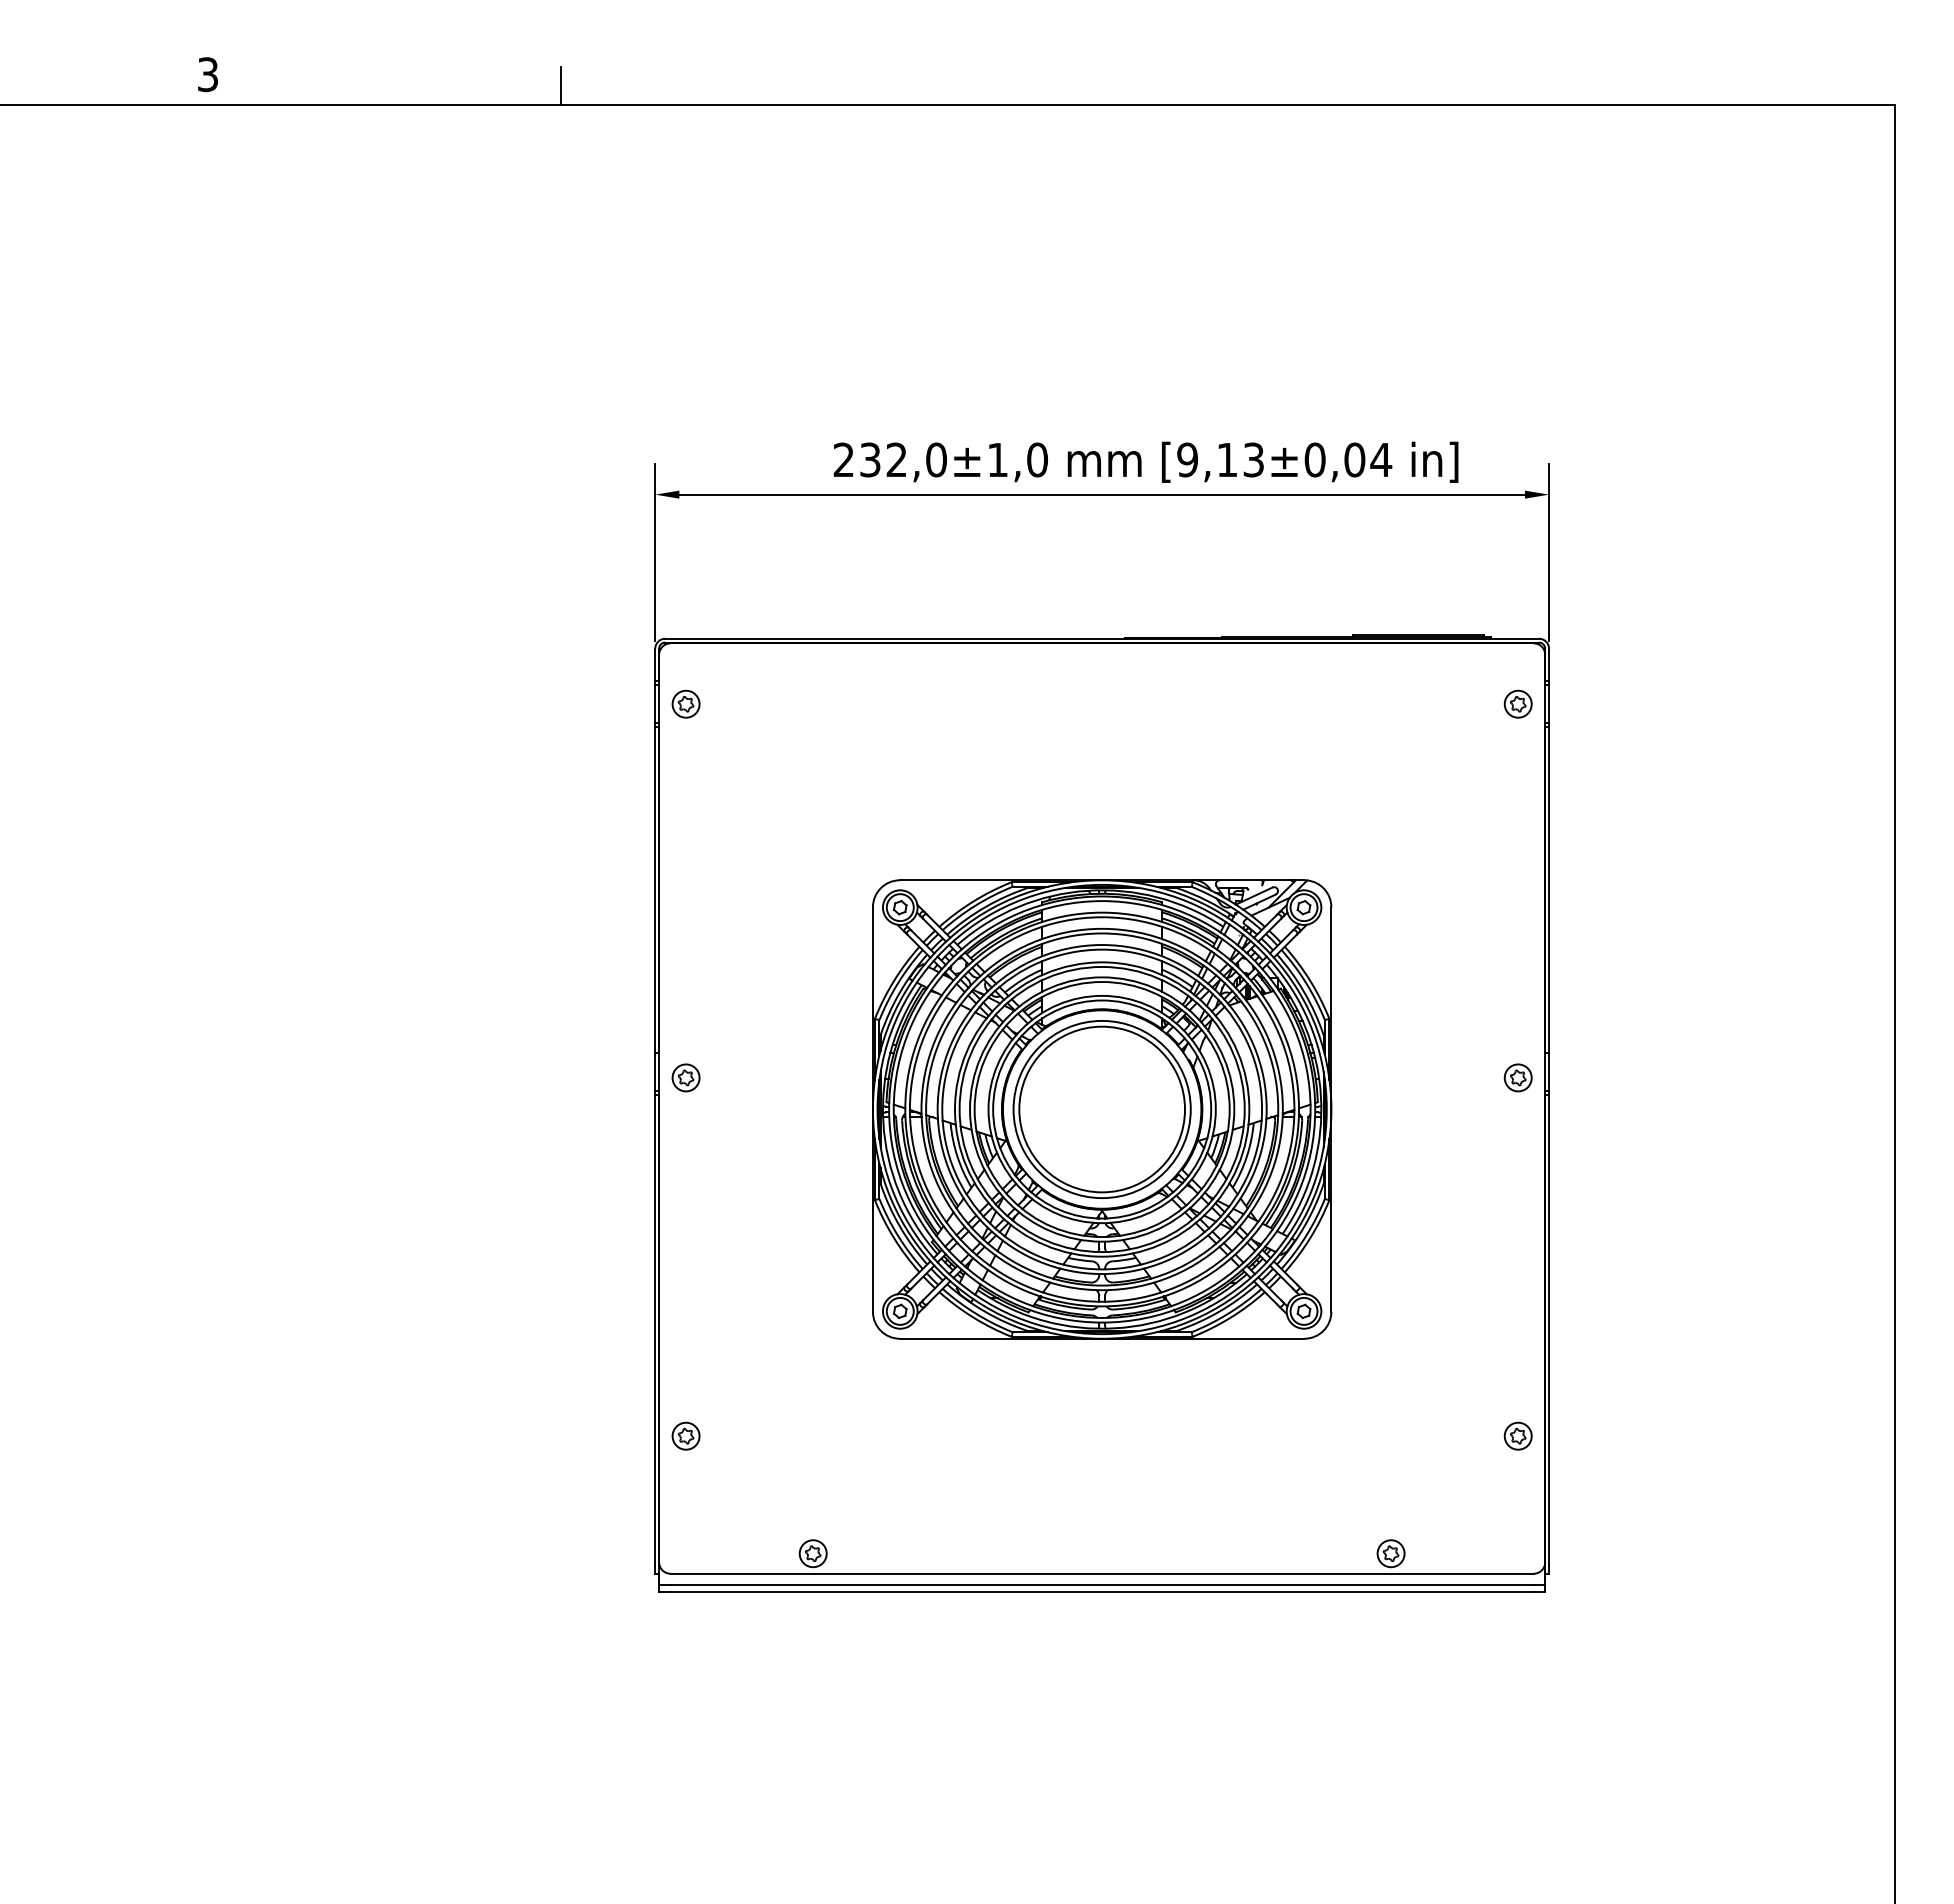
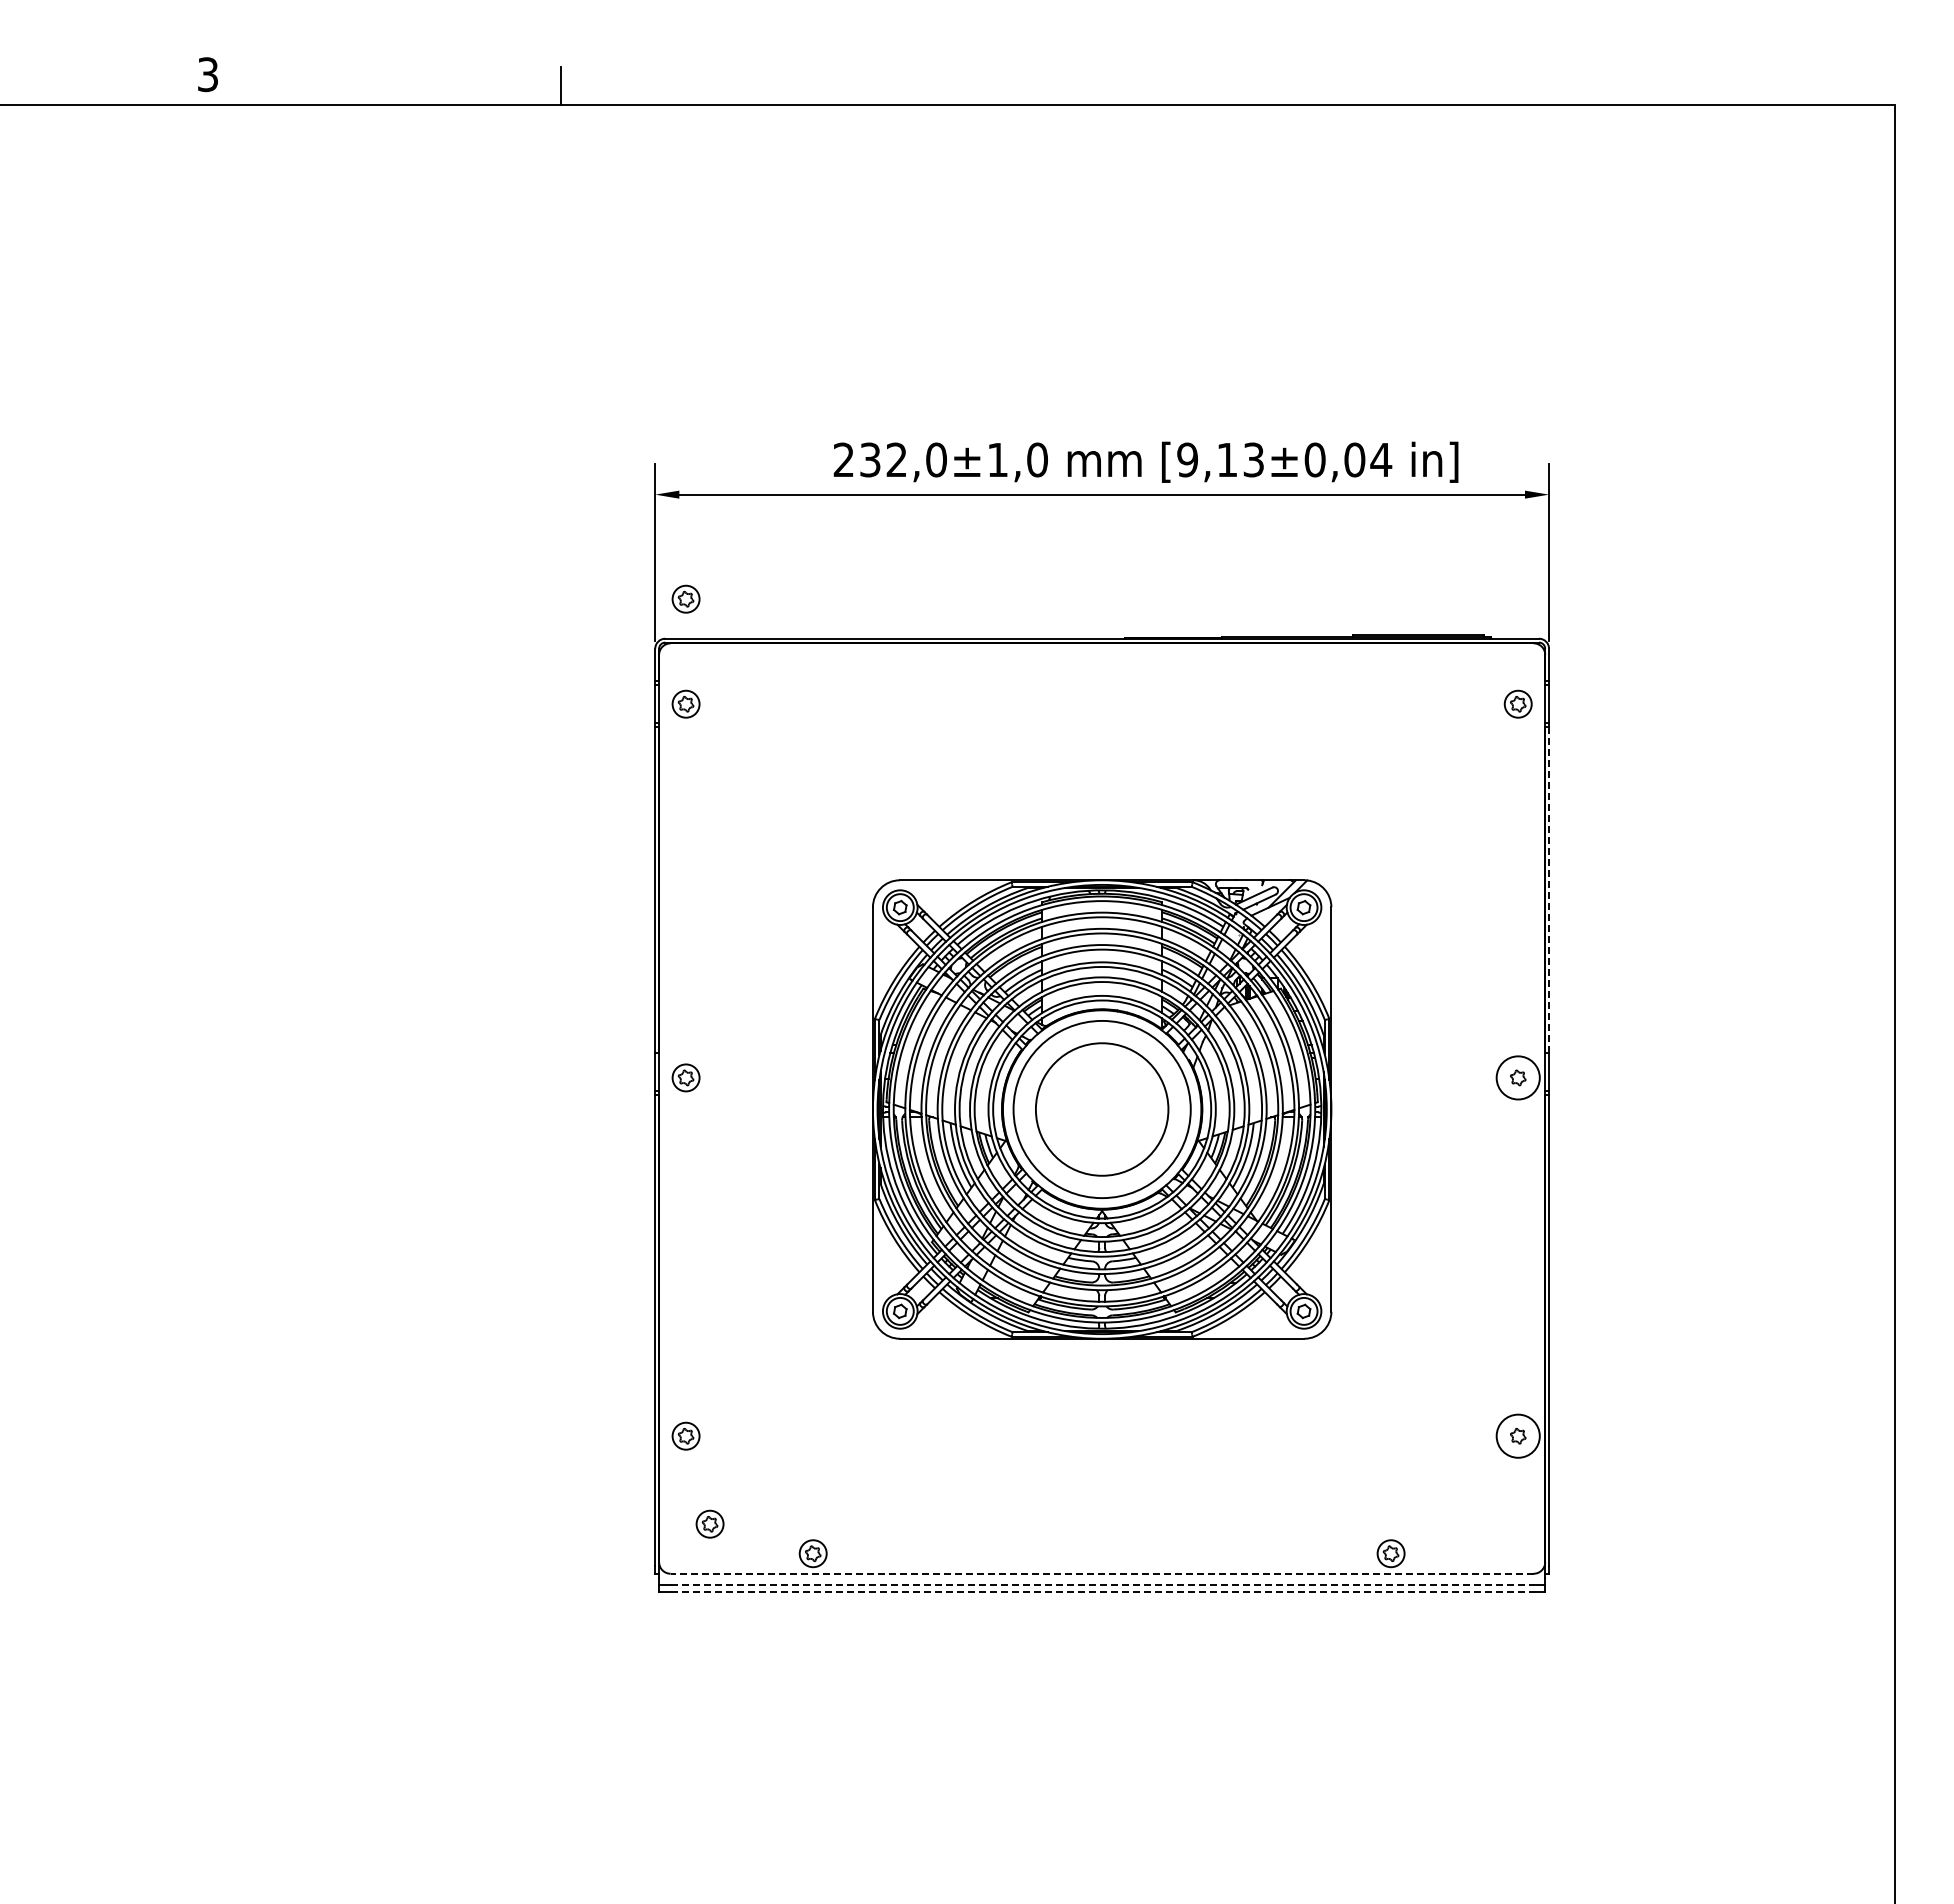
part: none -> present (685, 598)
line: solid -> dashed (1549, 890)
circle diameter: 27 px -> 43 px (1517, 1077)
circle diameter: 166 px -> 133 px (1101, 1109)
circle diameter: 27 px -> 43 px (1517, 1435)
part: none -> present (709, 1523)
line: solid -> dashed (1101, 1573)
line: solid -> dashed (1102, 1584)
line: solid -> dashed (1102, 1592)
